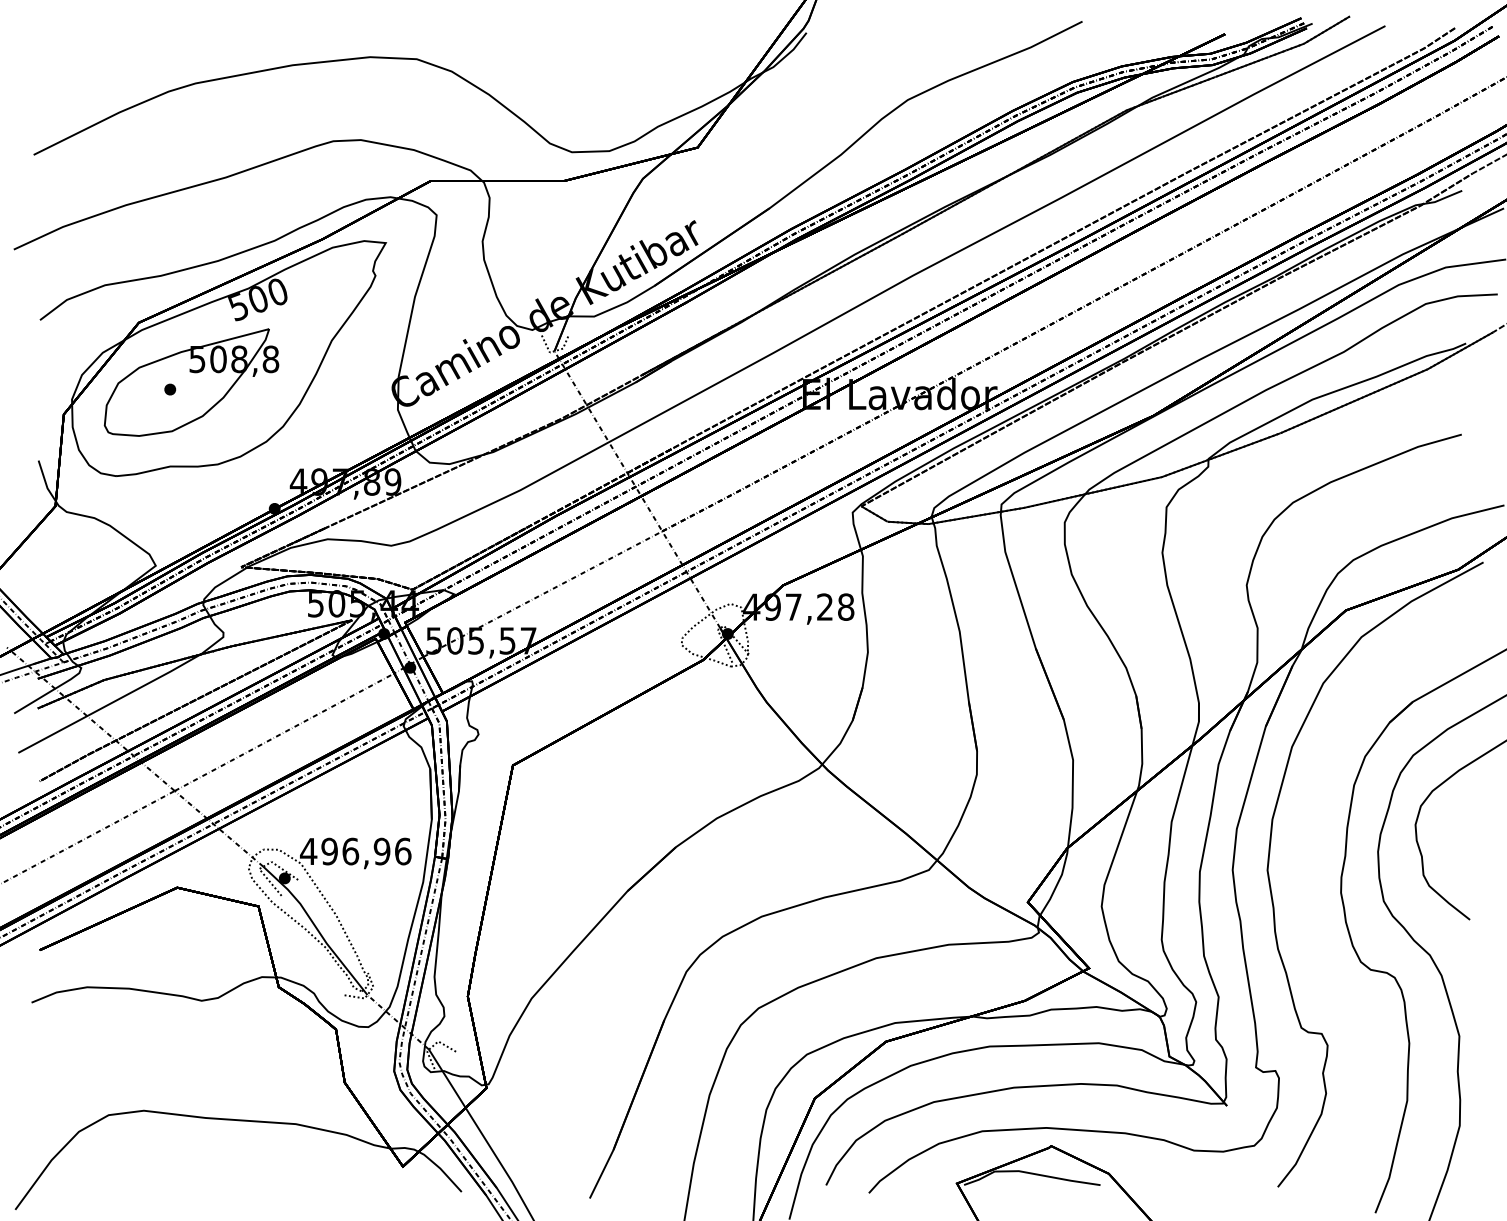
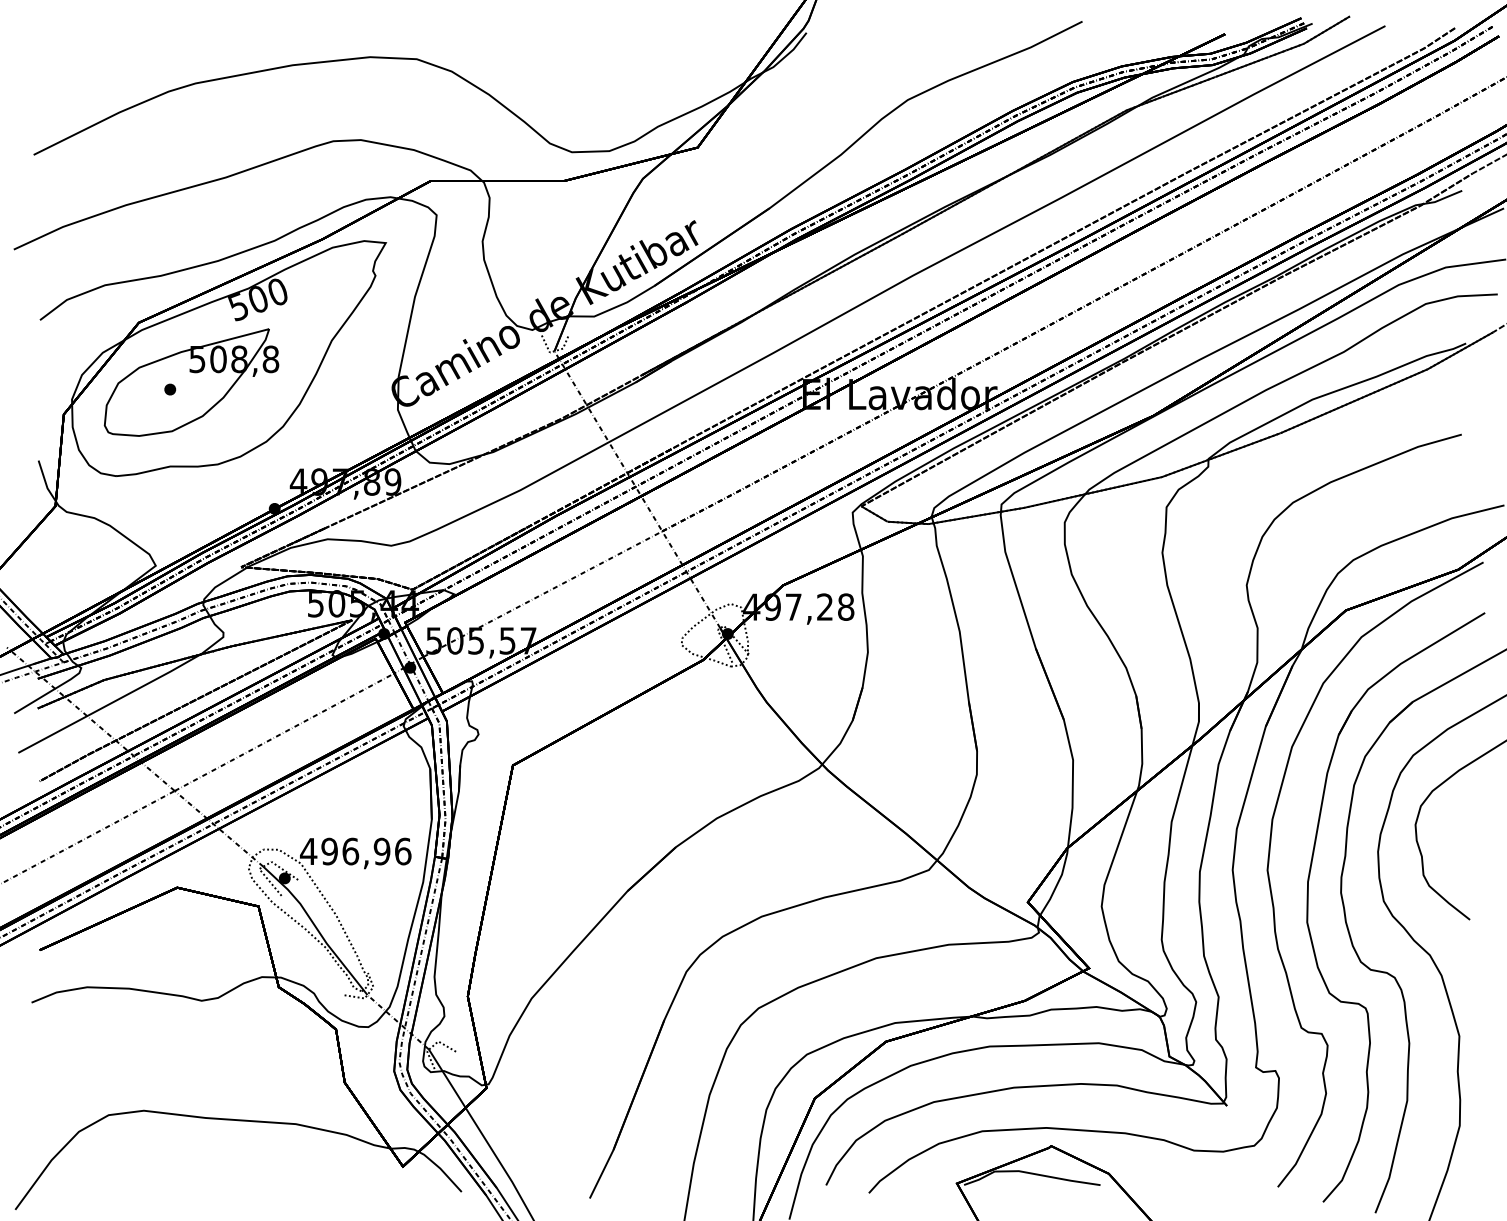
part: none -> present (1308, 907)
